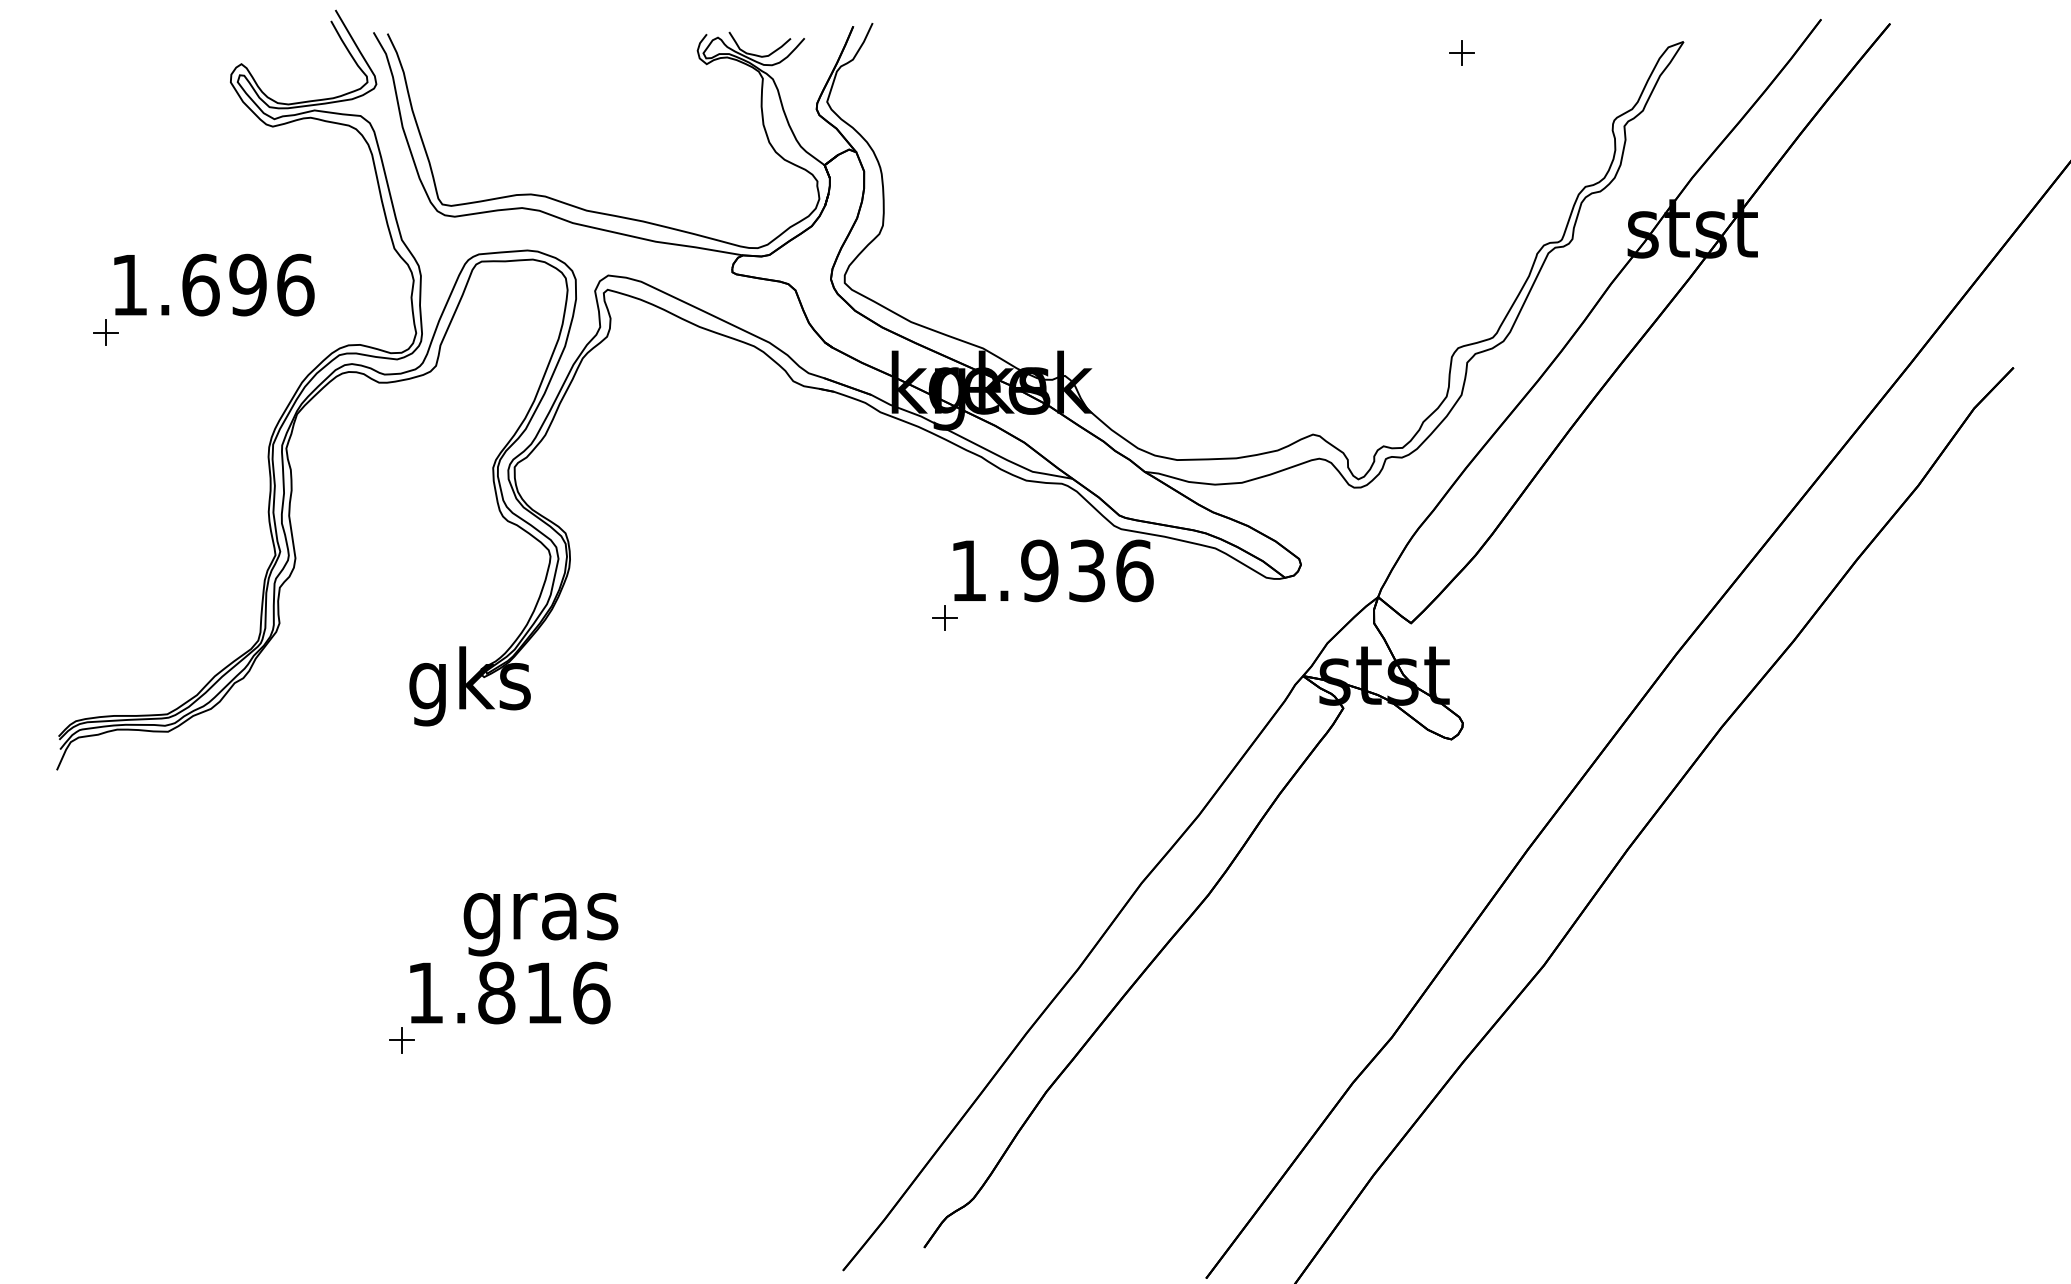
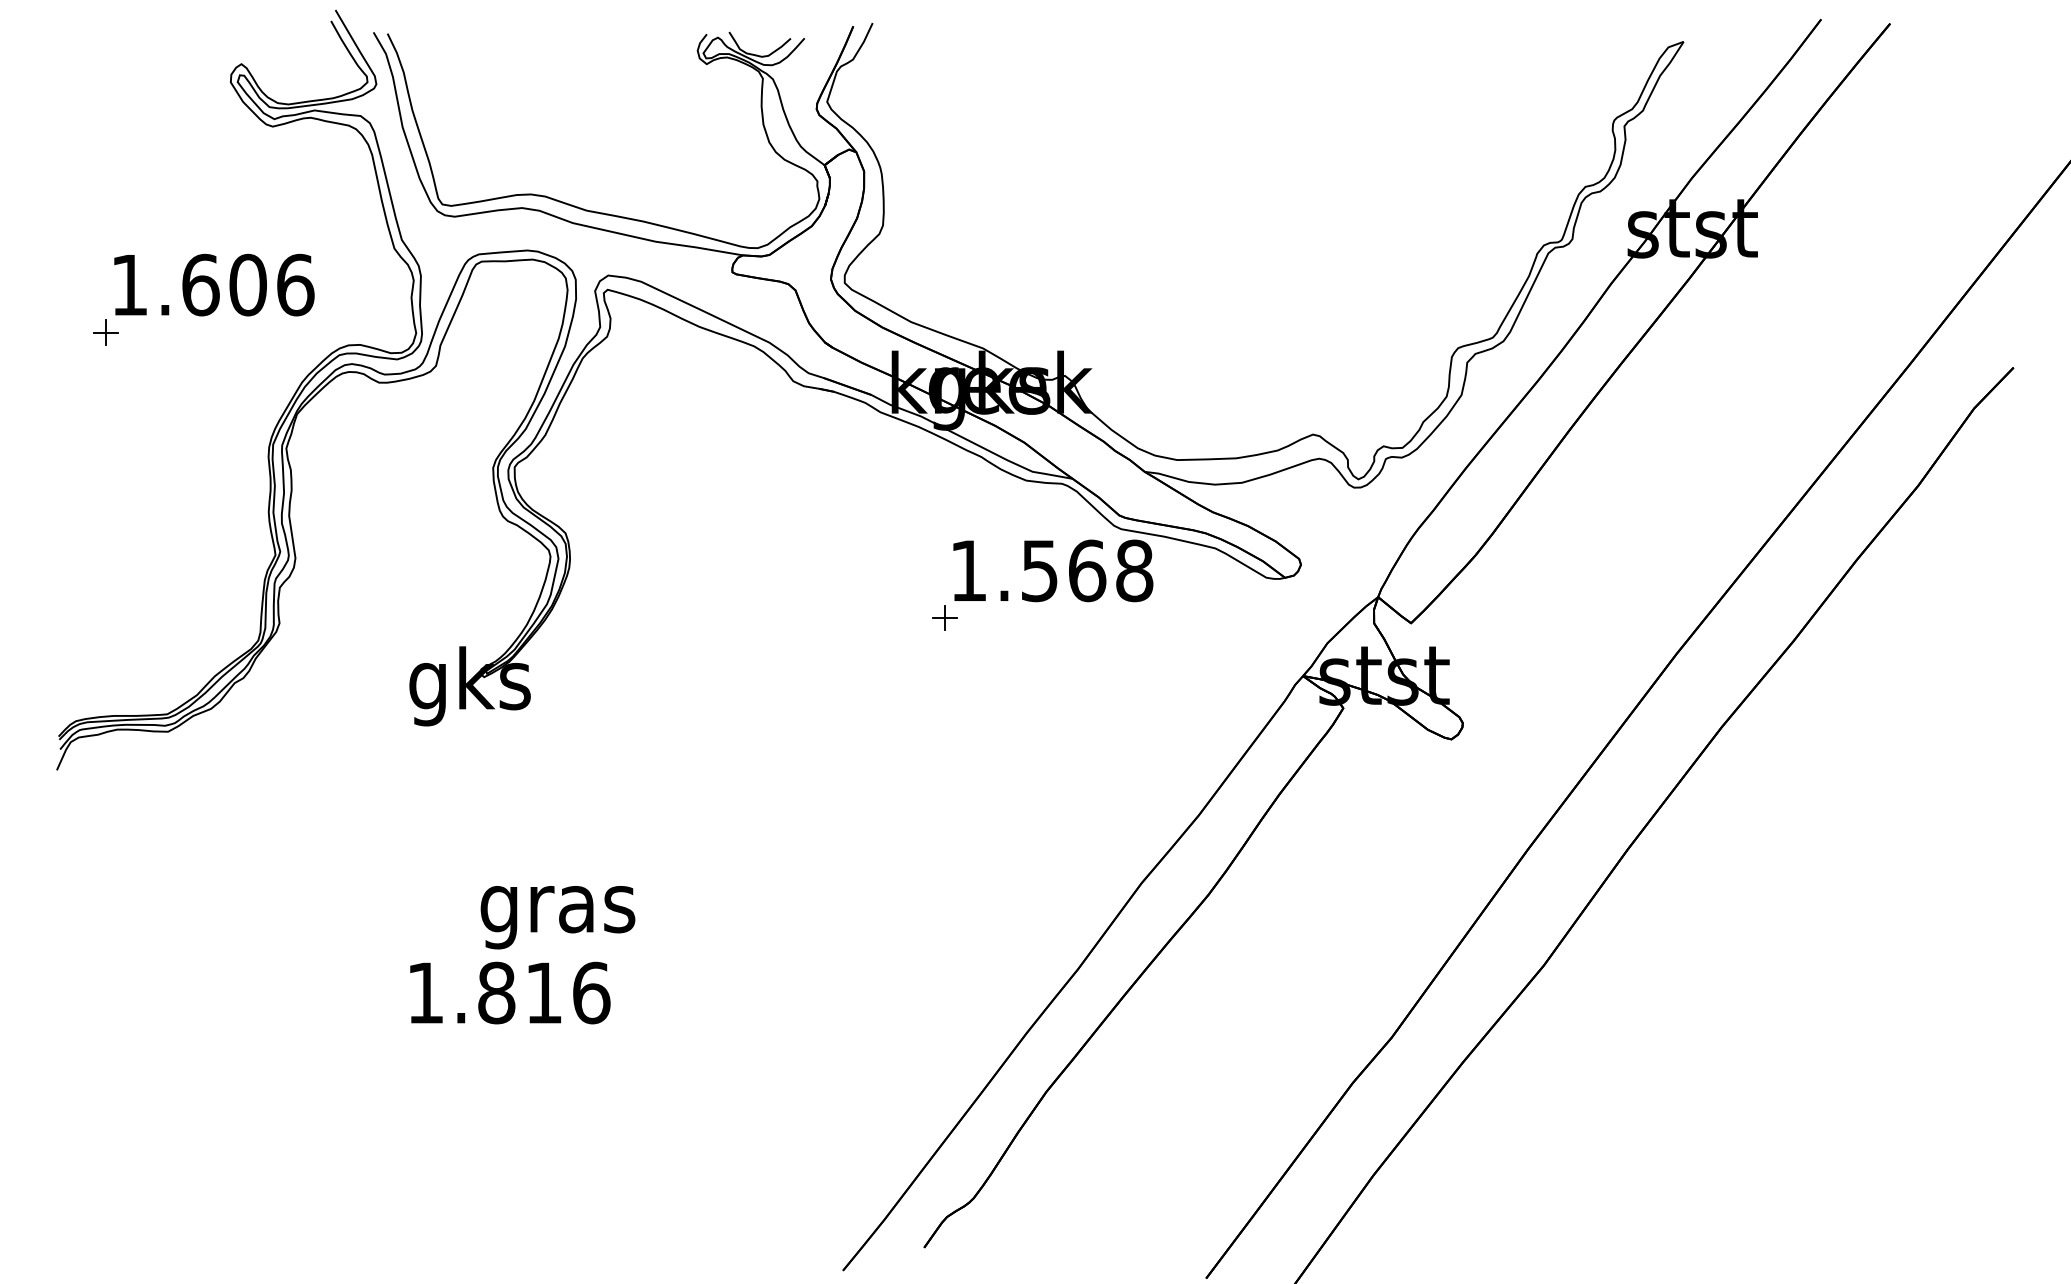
part: present -> none (1461, 52)
text: 1.696 -> 1.606 (247, 285)
text: 1.936 -> 1.568 (1087, 570)
text position: (540, 924) -> (557, 917) (557, 917)
part: present -> none (401, 1040)
